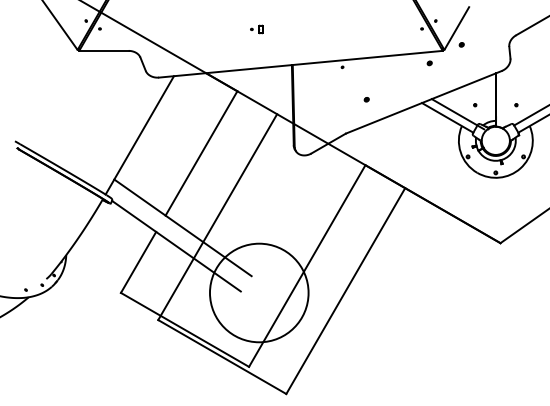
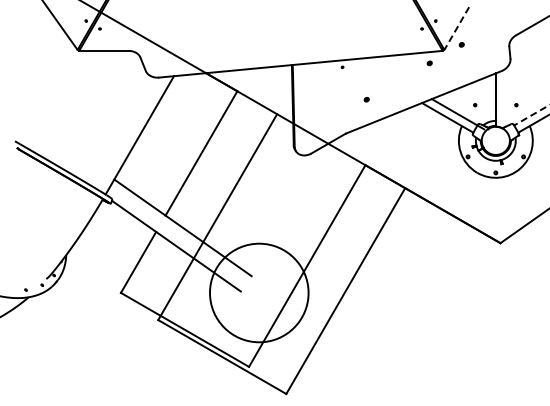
line: solid -> dashed (456, 28)
part: present -> none (256, 29)
line: solid -> dashed (531, 115)
